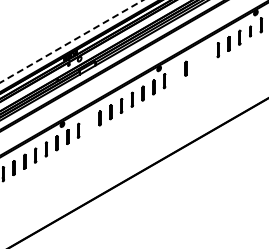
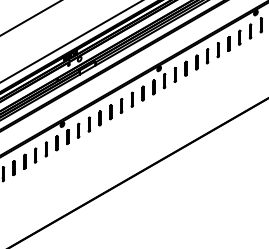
line: none -> present (30, 18)
part size: 4x13 px -> 5x17 px (250, 31)
line: dashed -> solid (71, 41)
part: none -> present (202, 59)
line: none -> present (174, 74)
part: none -> present (89, 124)
